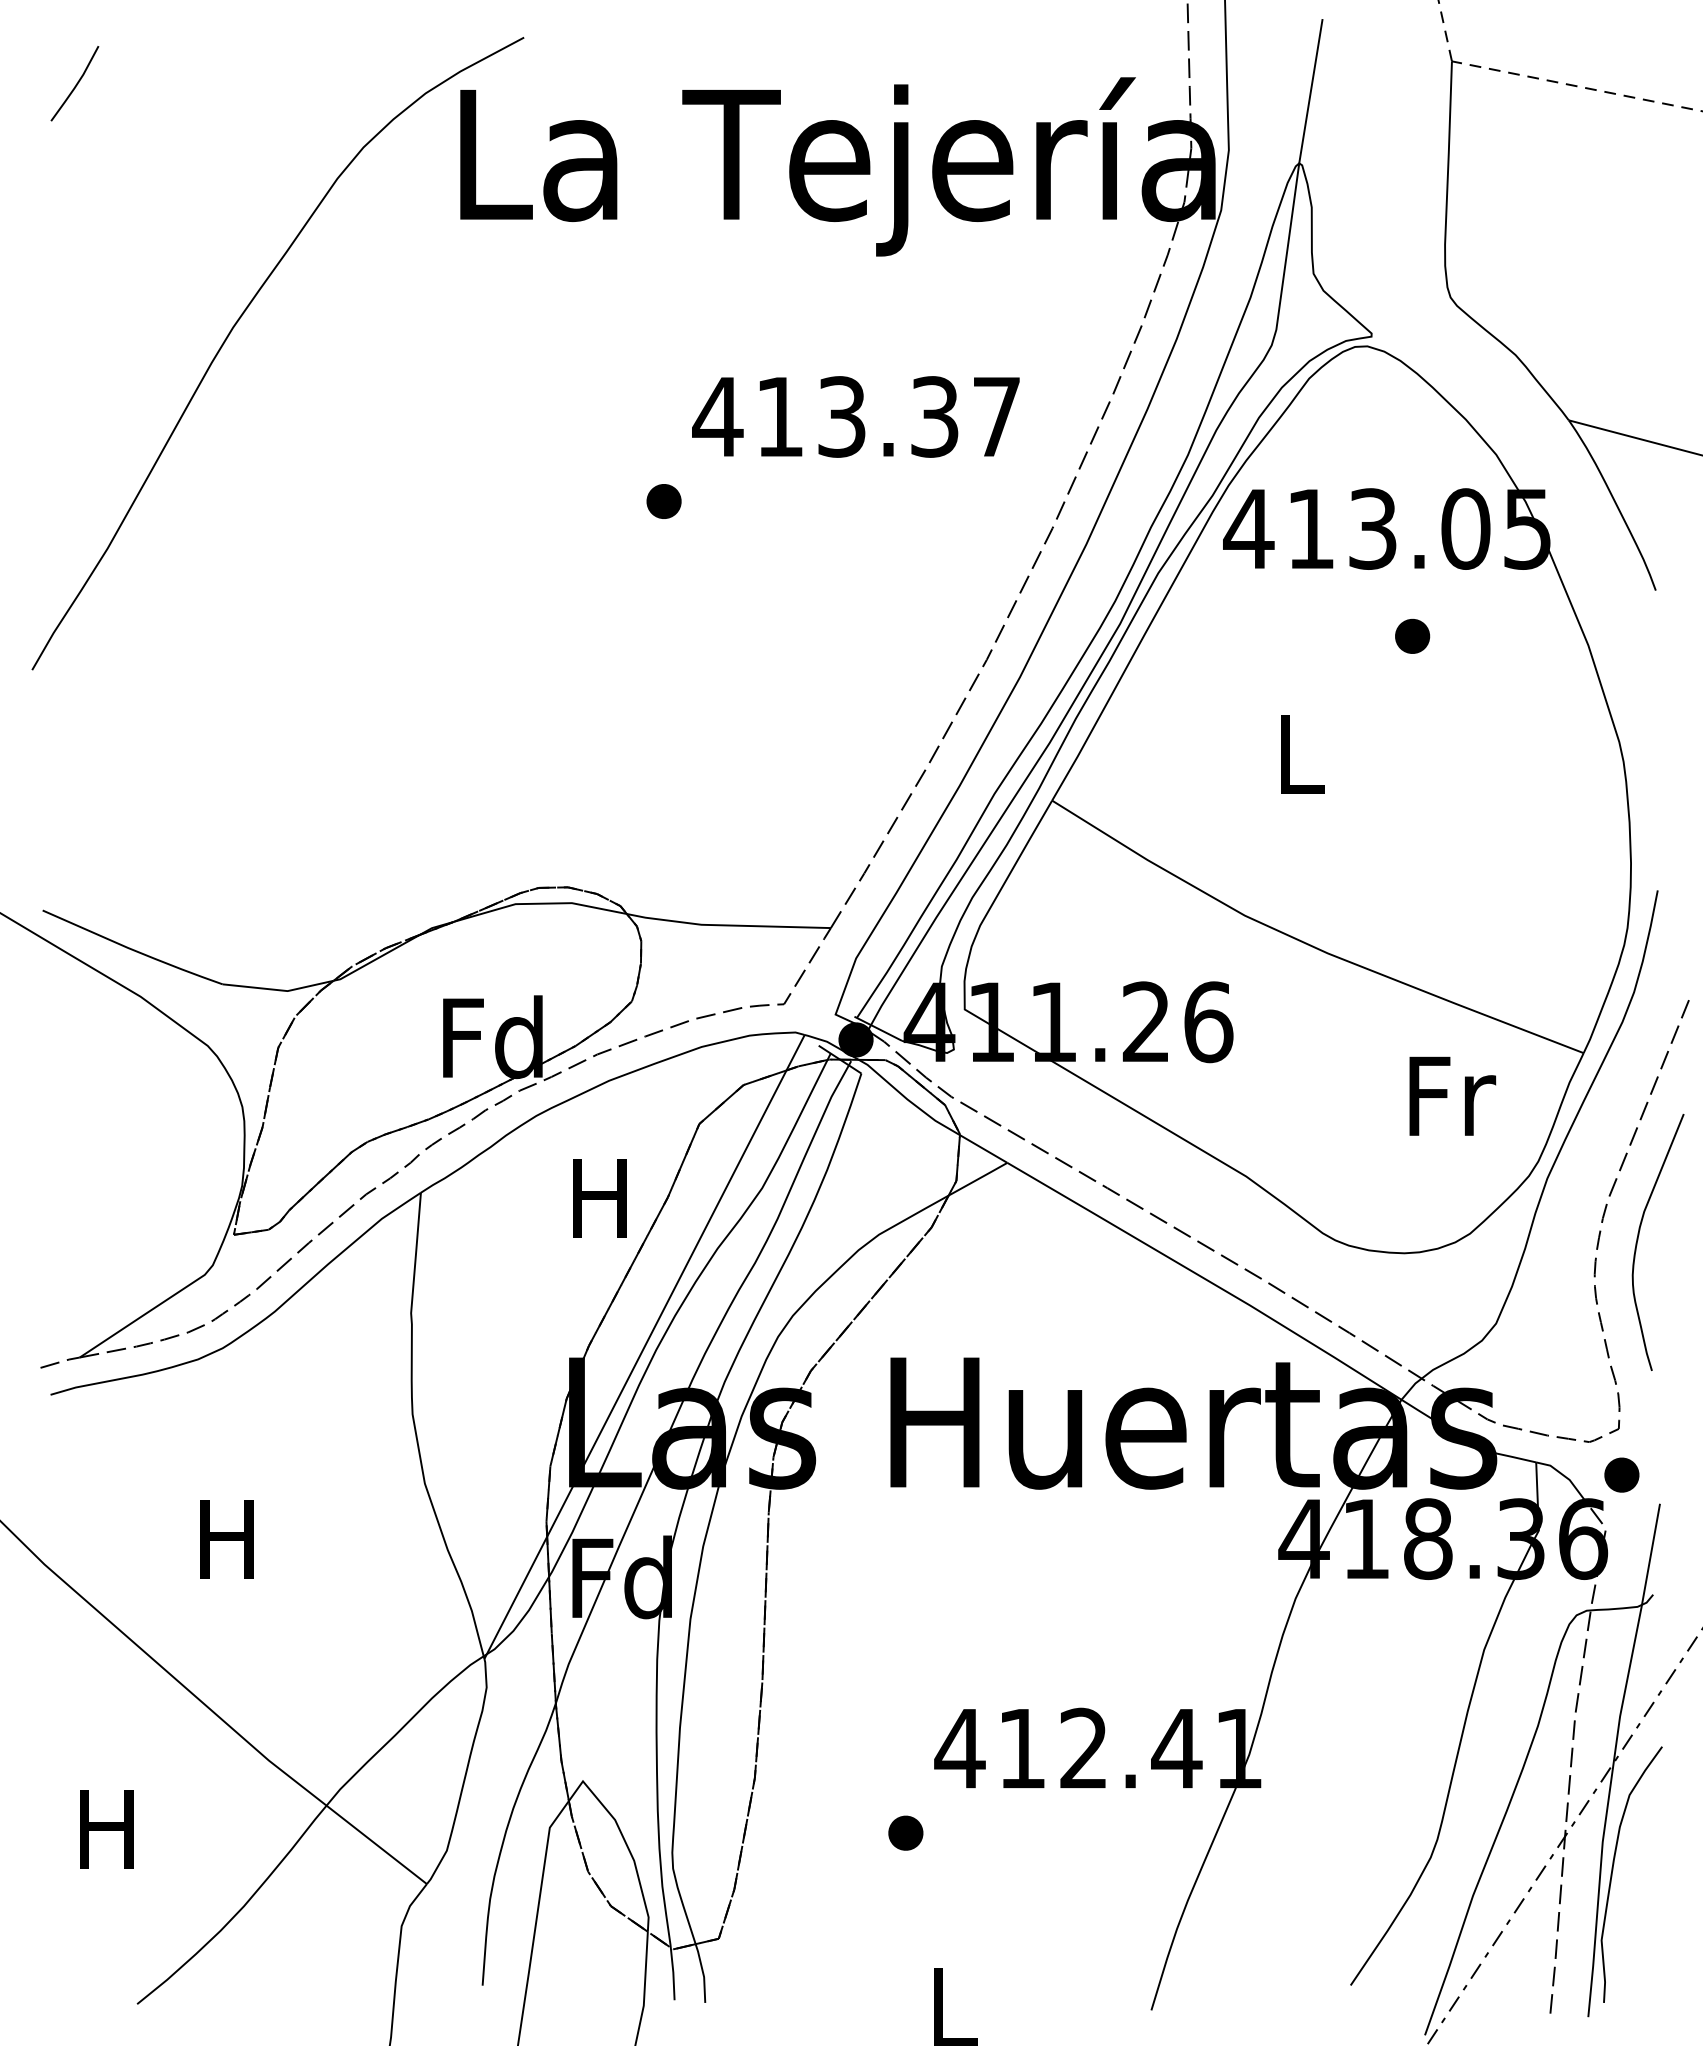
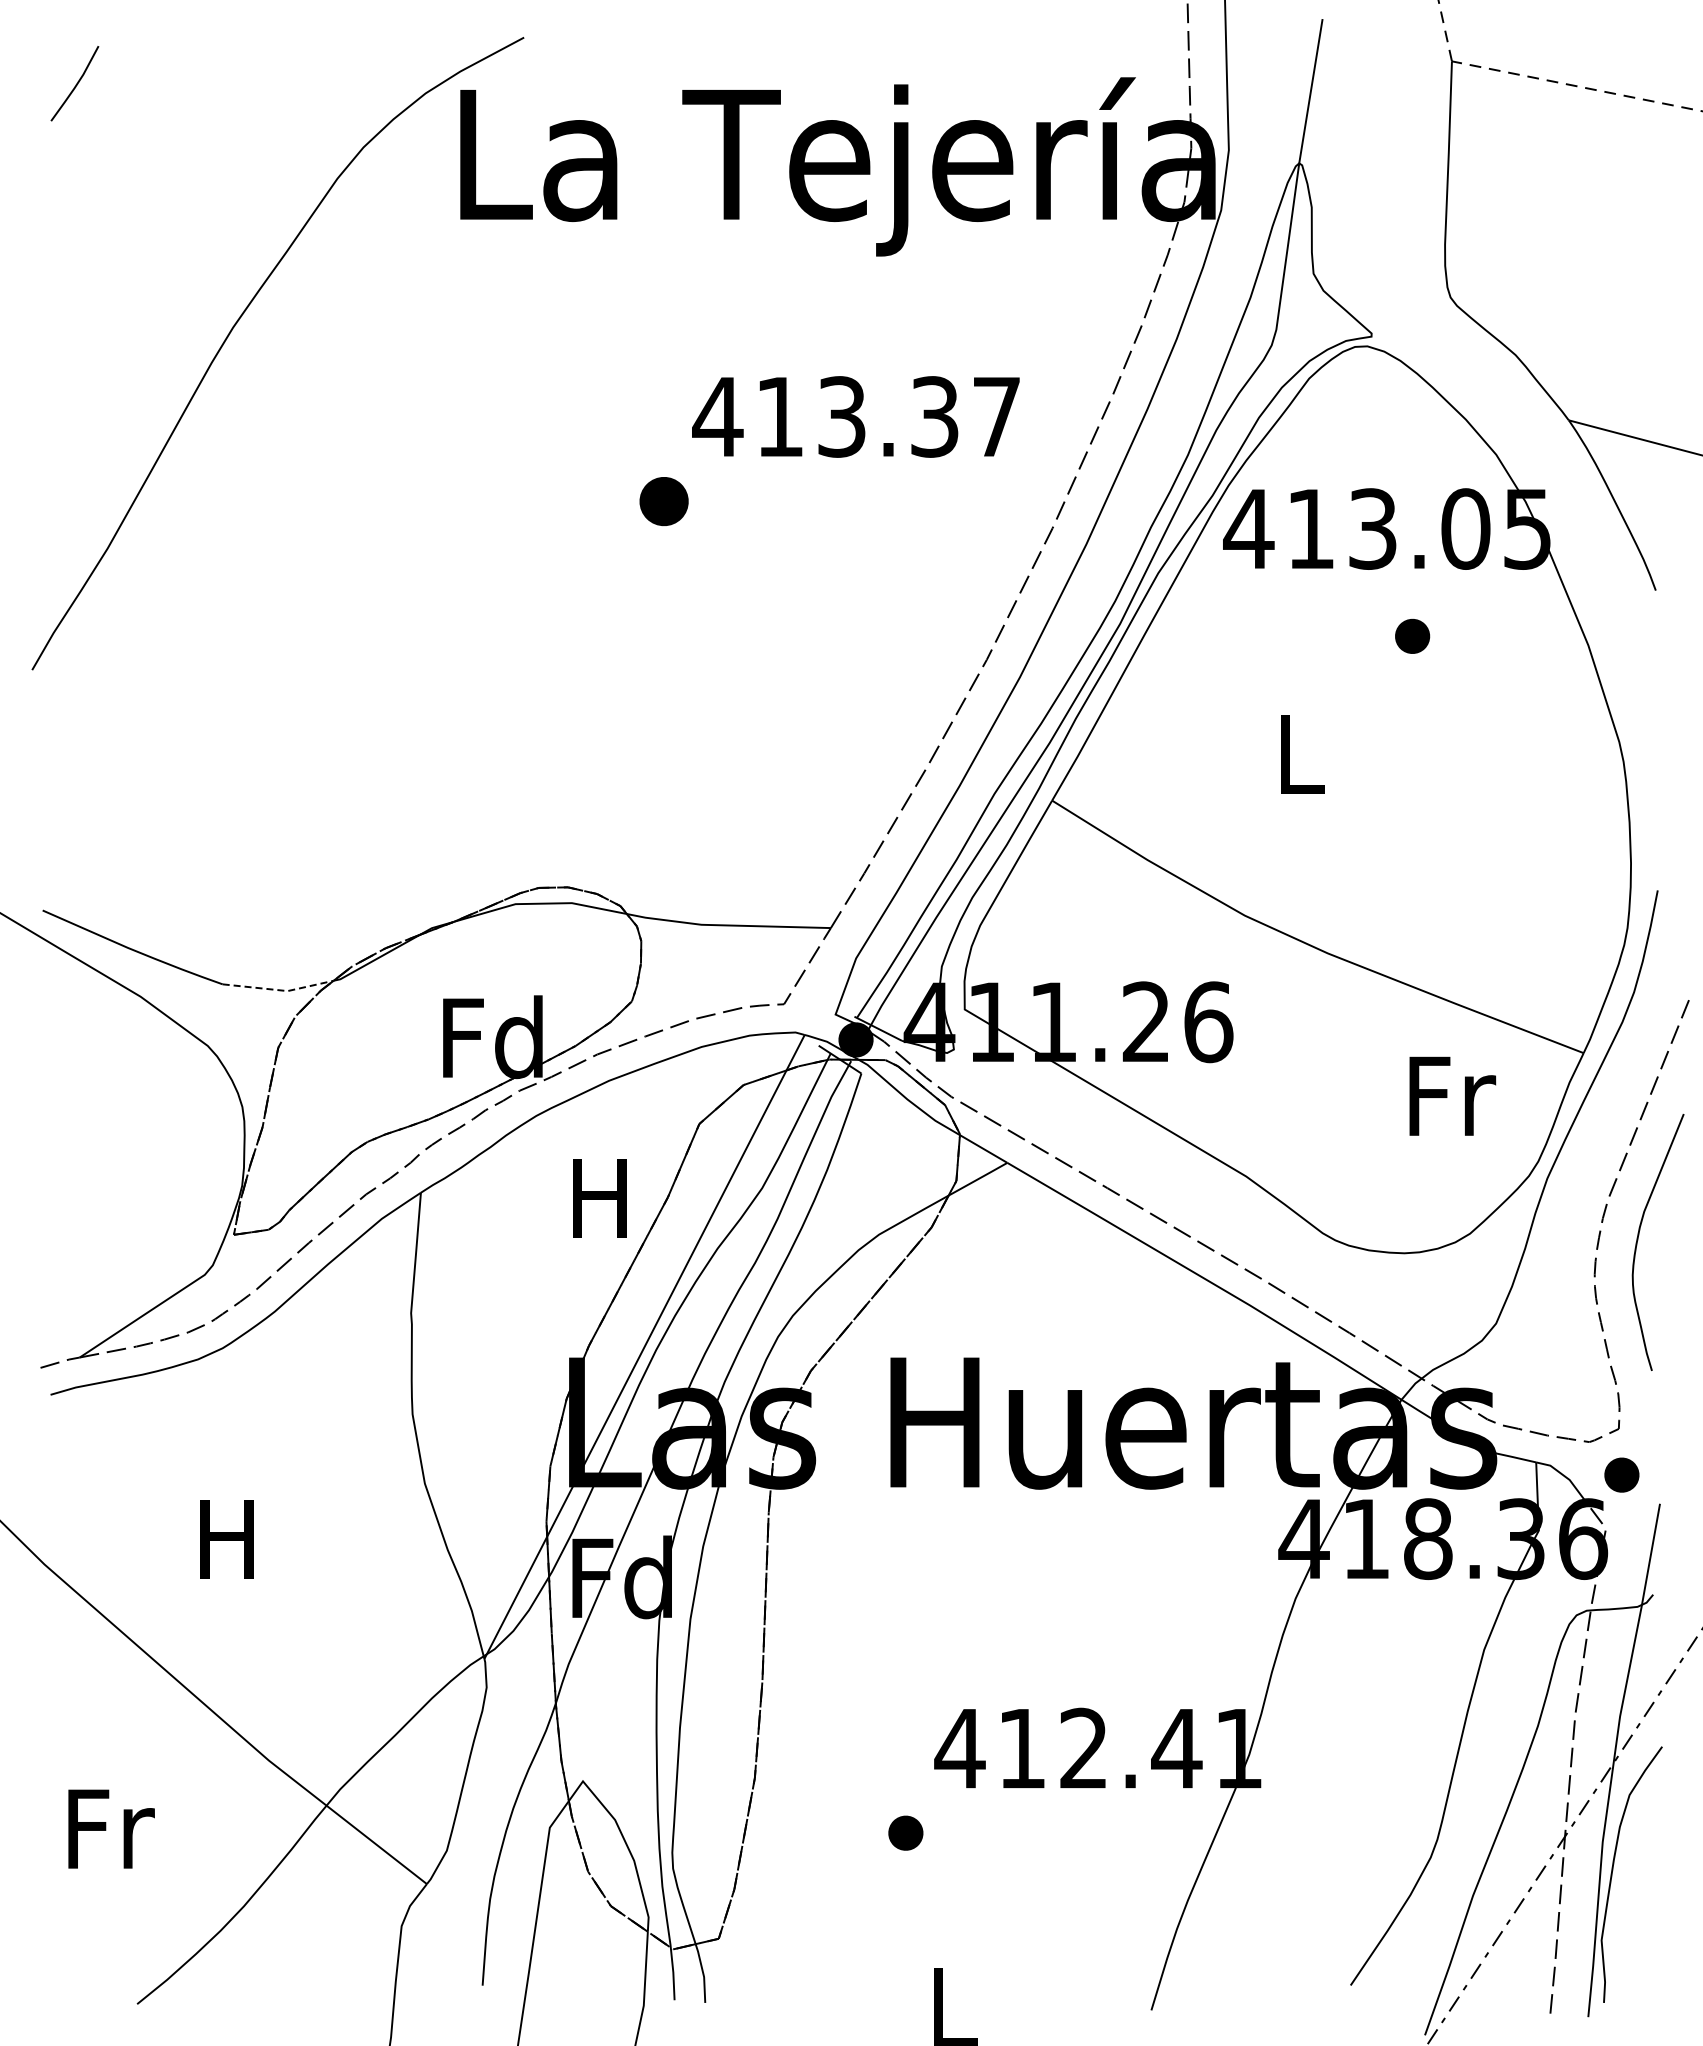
part size: 36x35 px -> 50x50 px (663, 501)
line: solid -> dashed (279, 990)
text: H -> Fr (111, 1828)
